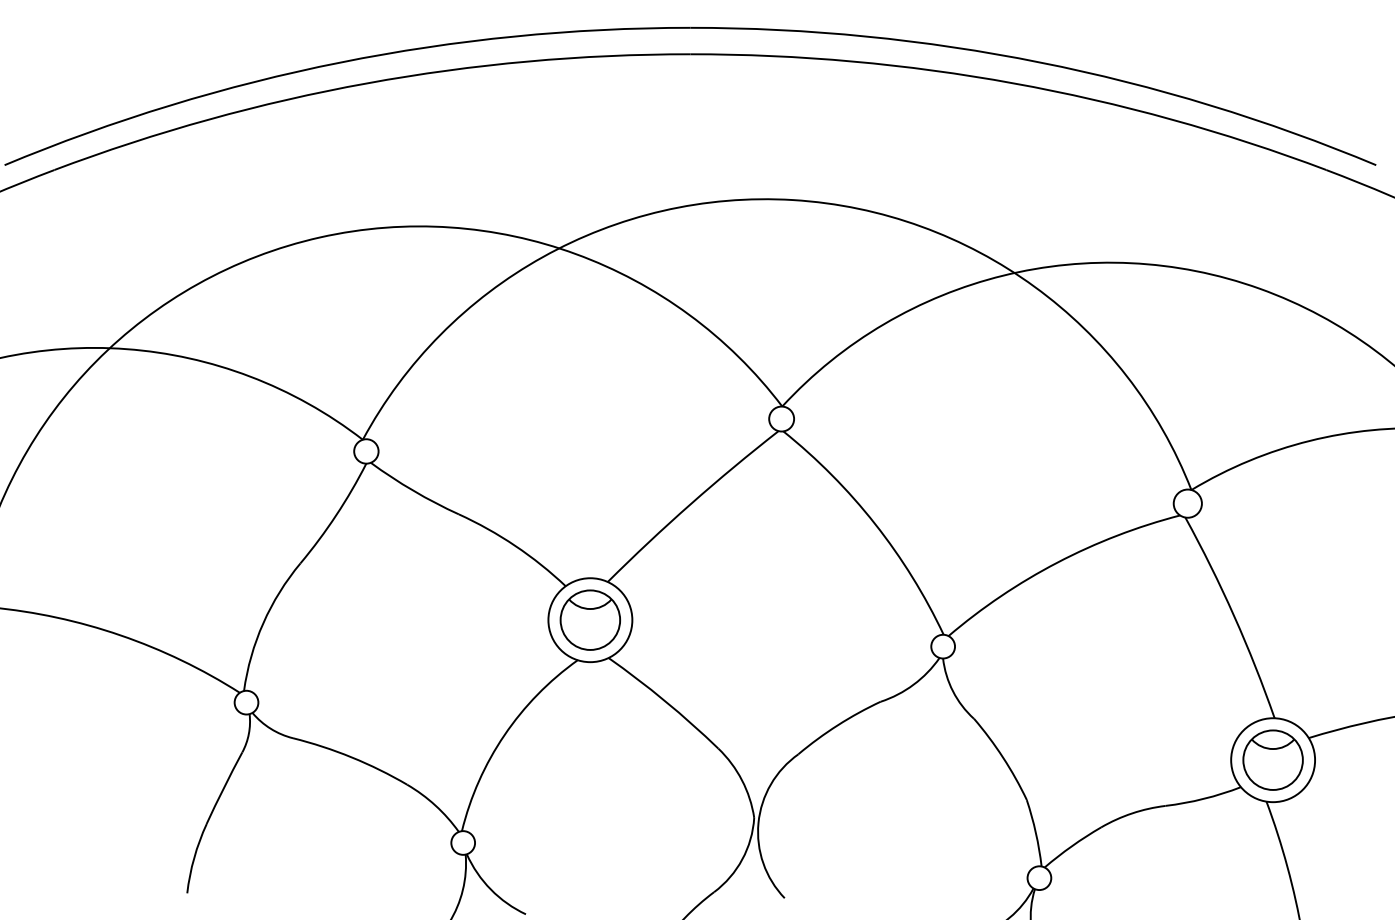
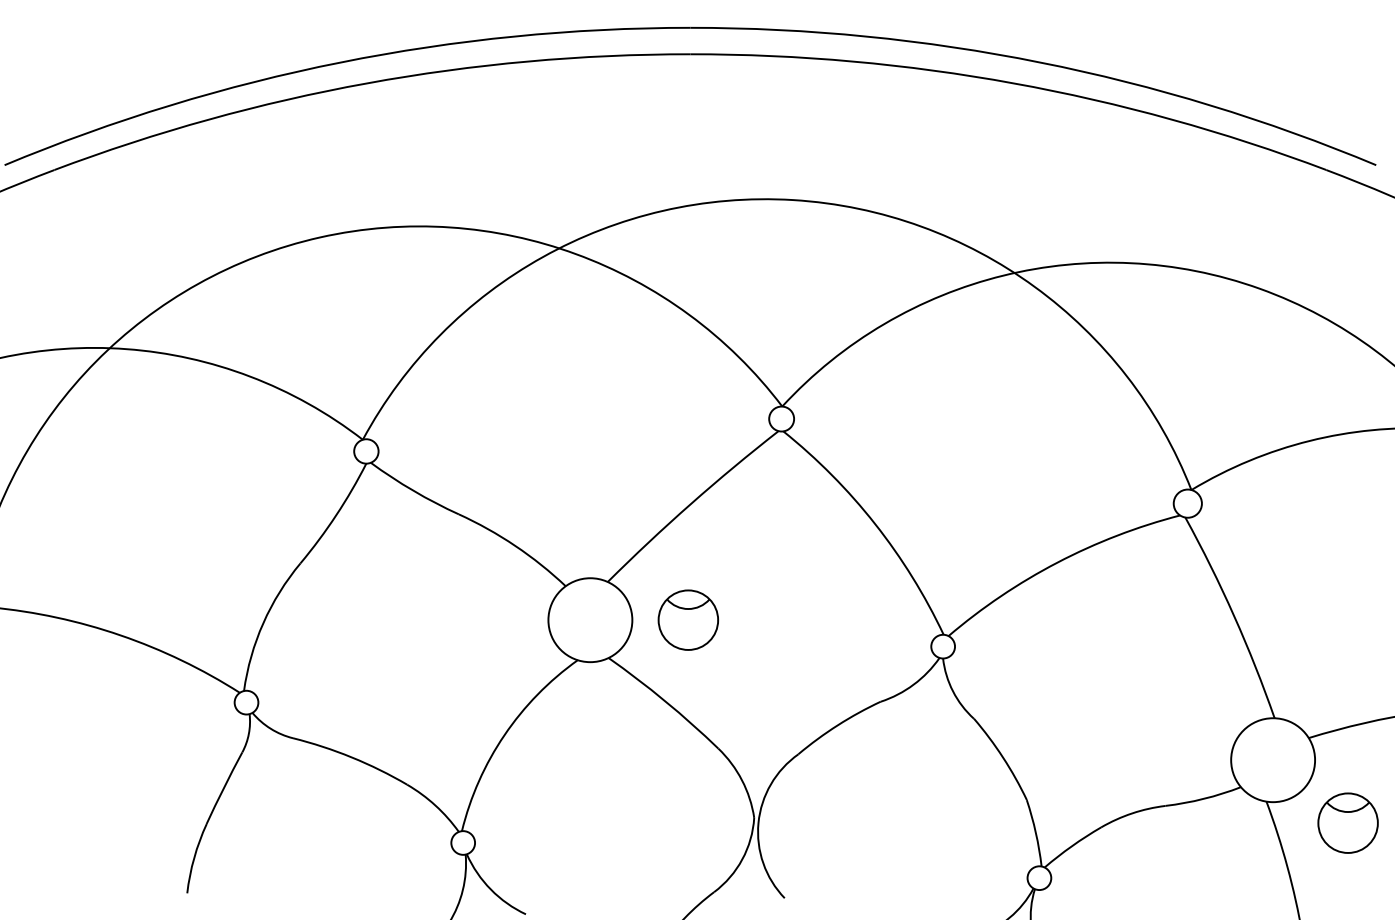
part position: (589, 619) -> (687, 619) (687, 619)
part position: (1272, 759) -> (1347, 822) (1347, 822)
